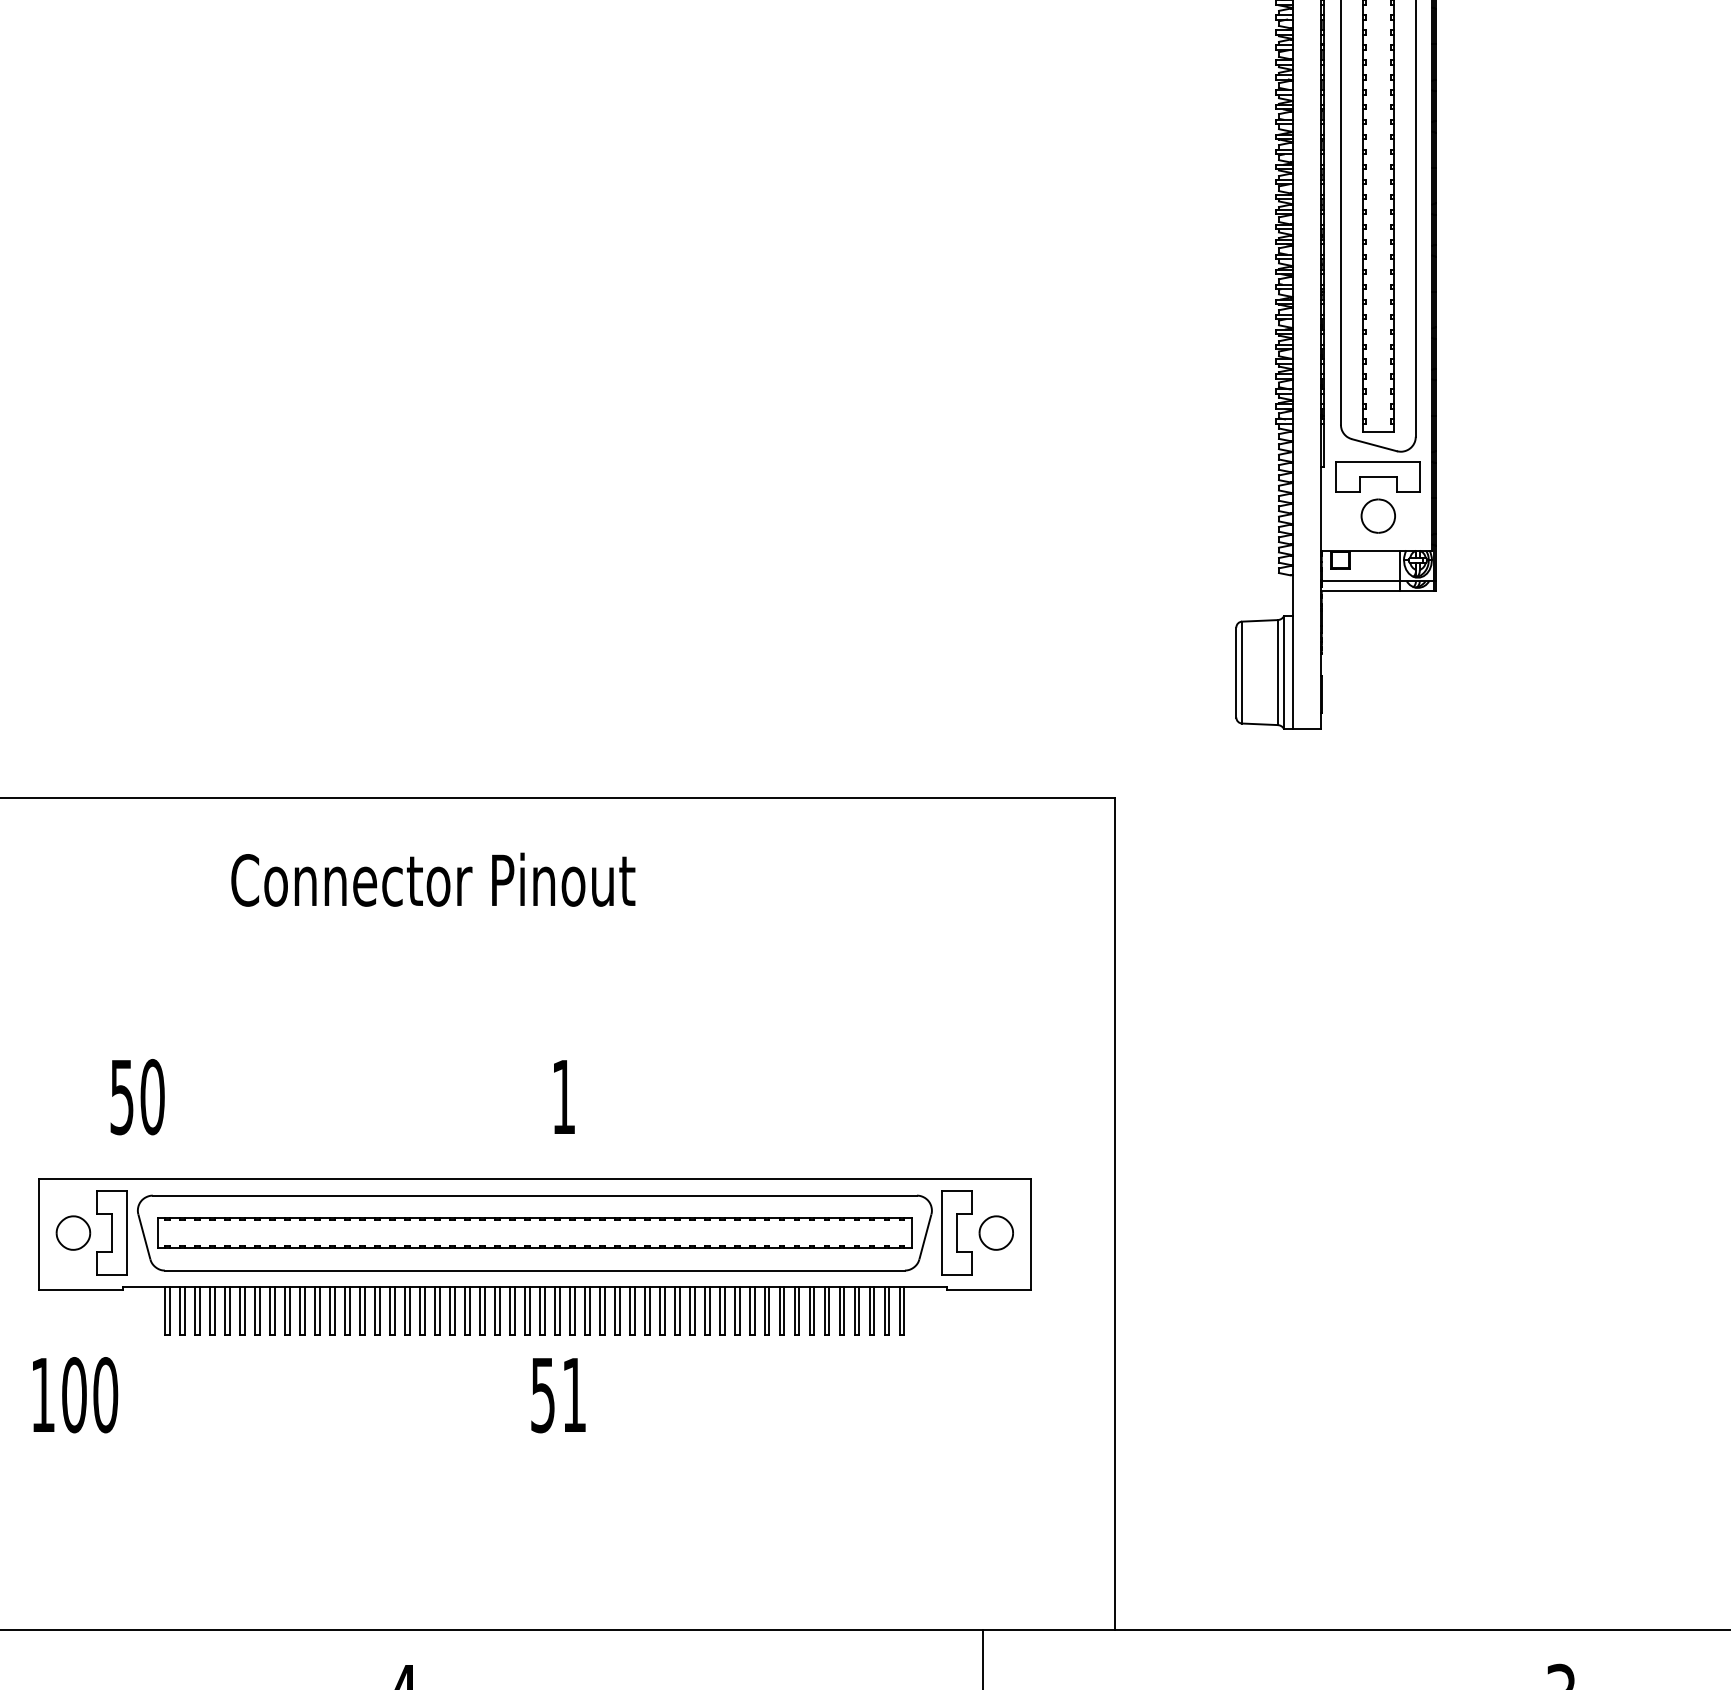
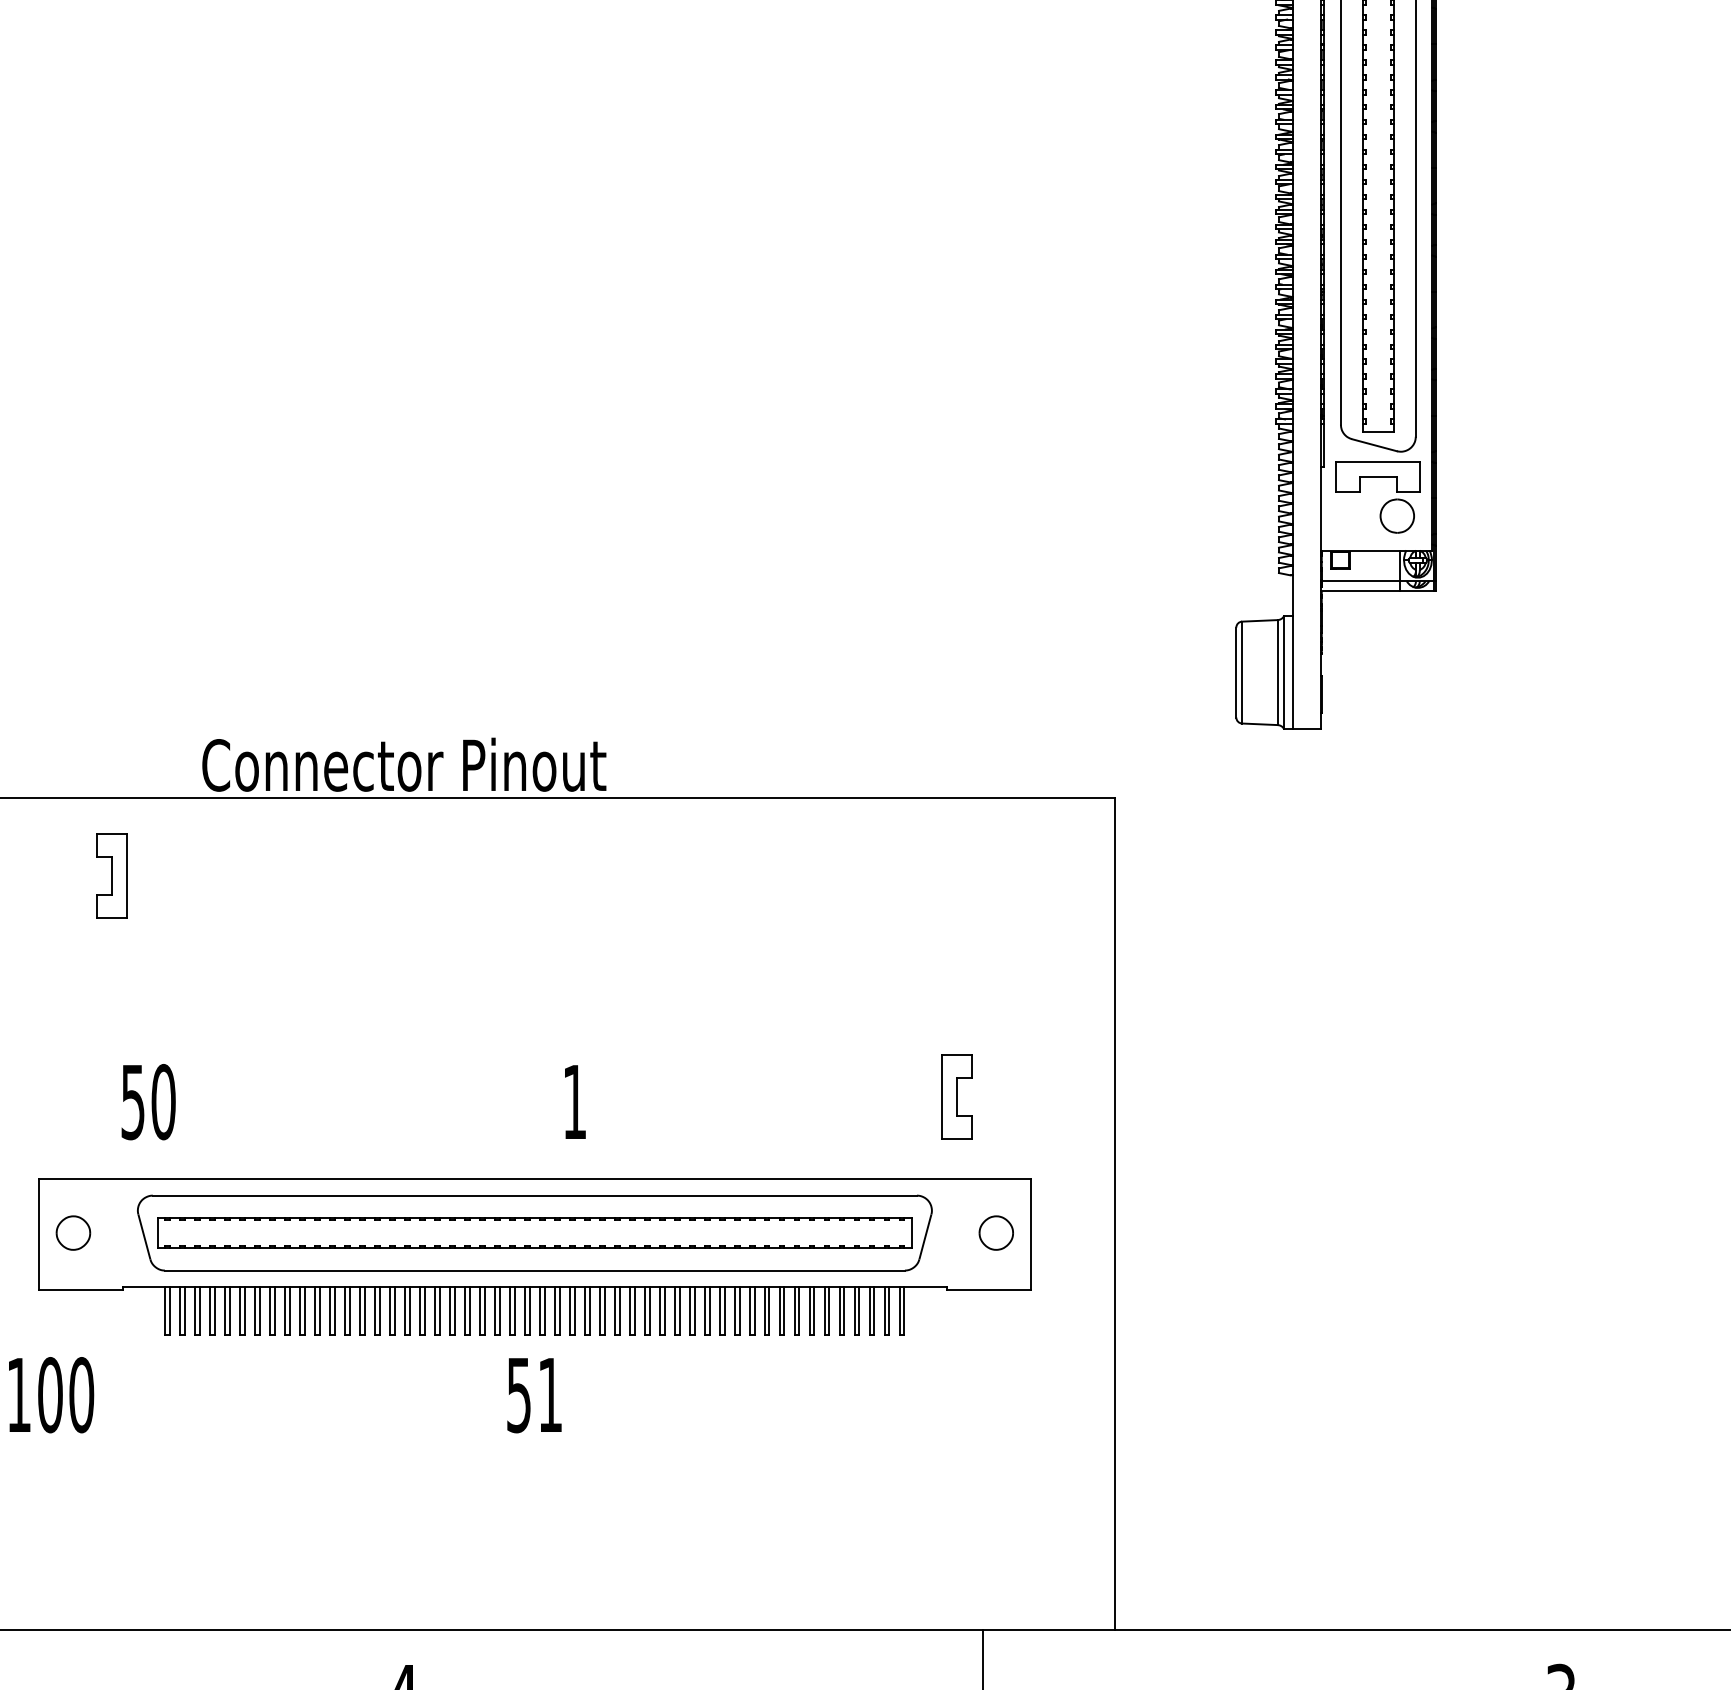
part position: (1377, 515) -> (1396, 515) (1396, 515)
text position: (433, 879) -> (404, 764) (404, 764)
text position: (342, 1097) -> (353, 1102) (353, 1102)
part position: (111, 1232) -> (111, 875) (111, 875)
part position: (956, 1232) -> (956, 1096) (956, 1096)
text position: (309, 1395) -> (285, 1395) (285, 1395)
